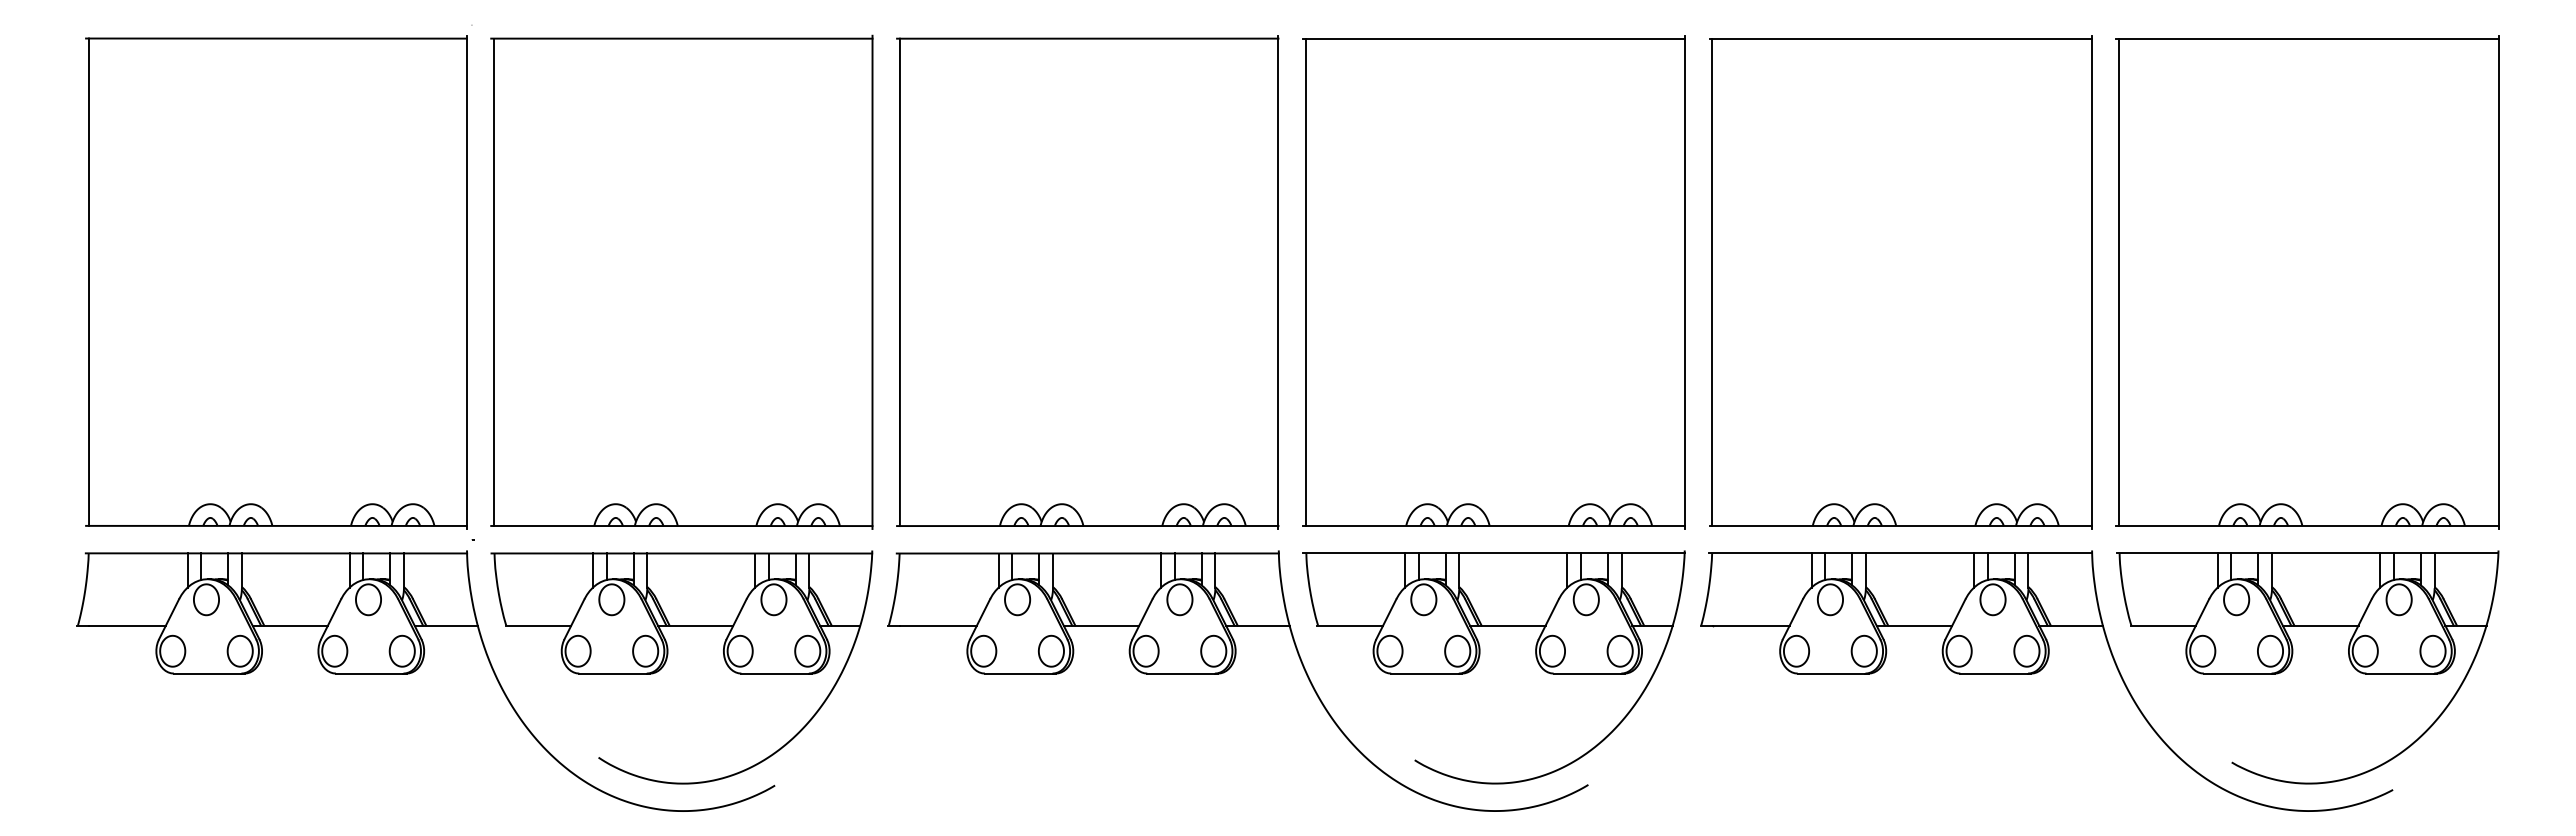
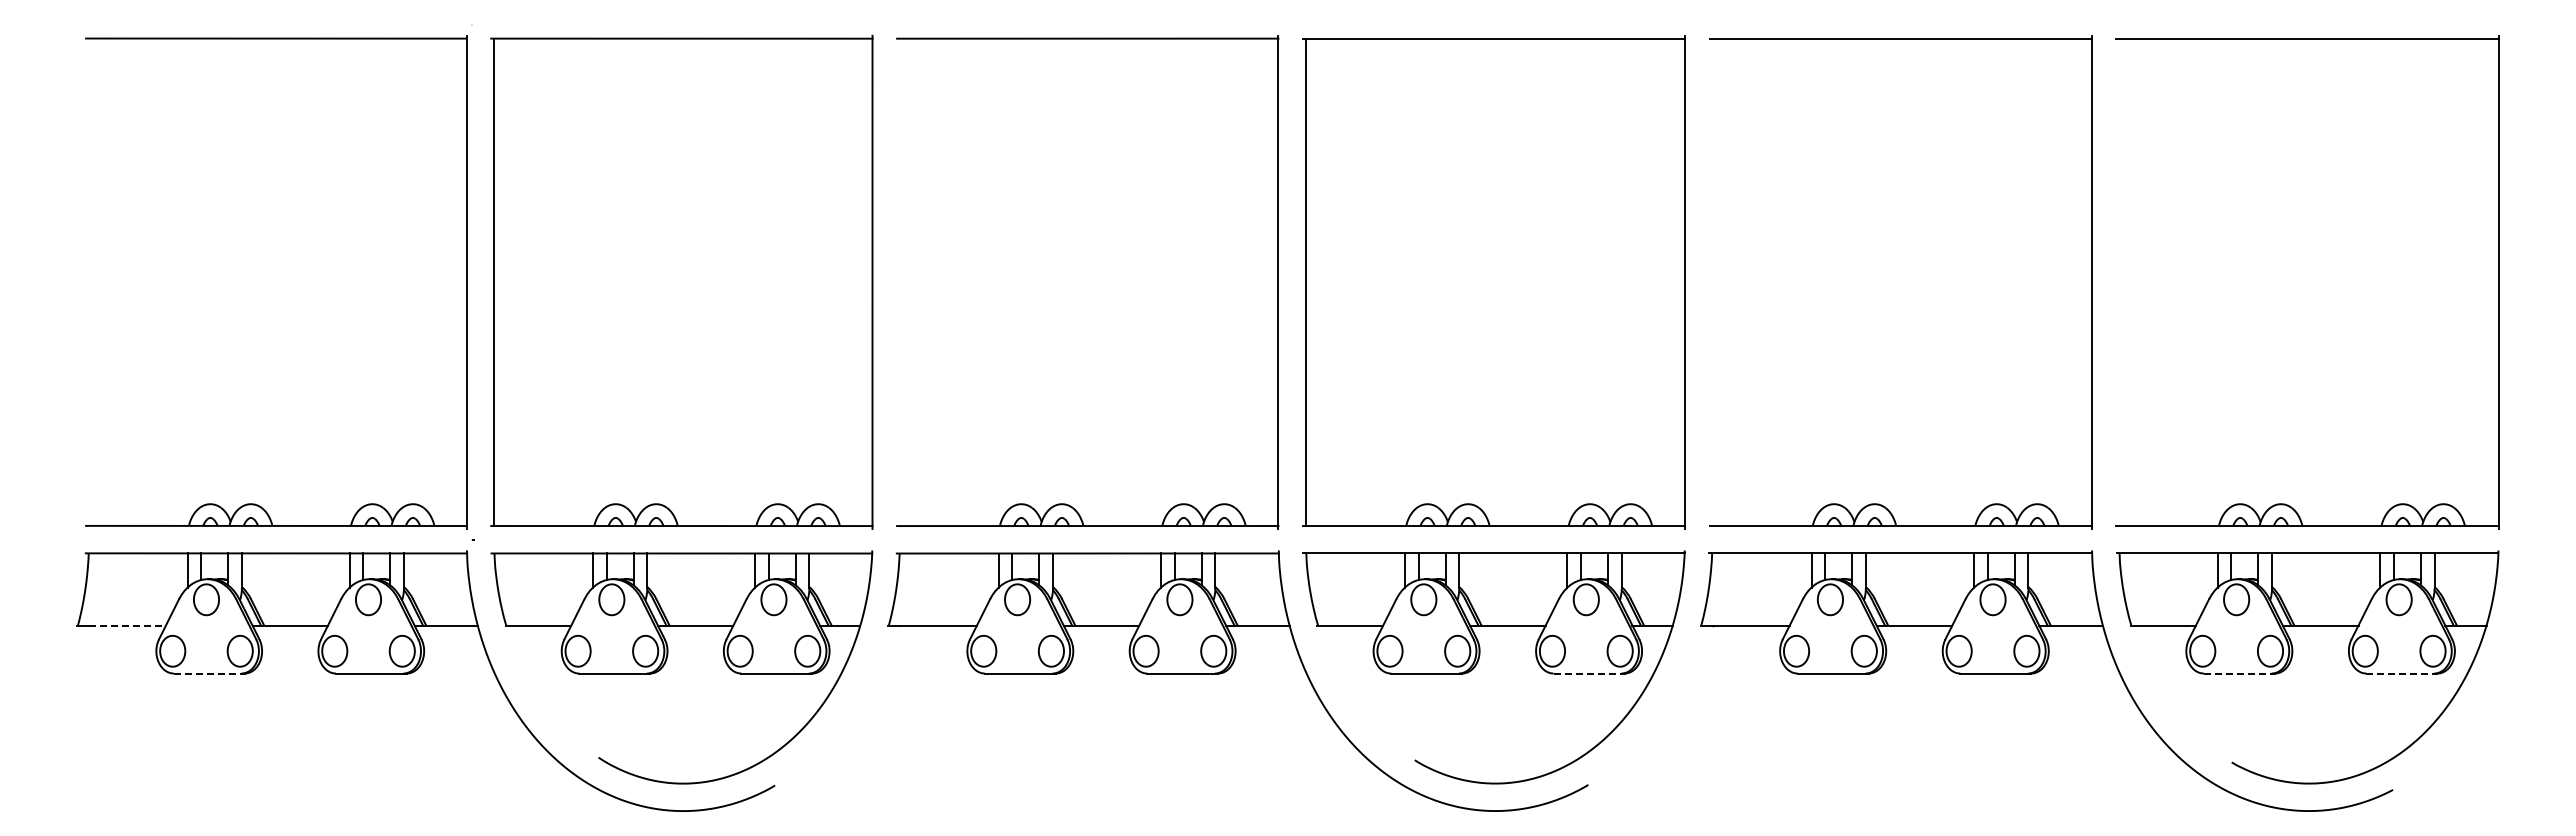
line: present -> none (88, 281)
line: present -> none (1712, 281)
line: present -> none (2119, 281)
line: present -> none (899, 282)
line: solid -> dashed (128, 625)
line: solid -> dashed (207, 673)
line: solid -> dashed (1587, 673)
line: solid -> dashed (2237, 673)
line: solid -> dashed (2400, 673)
